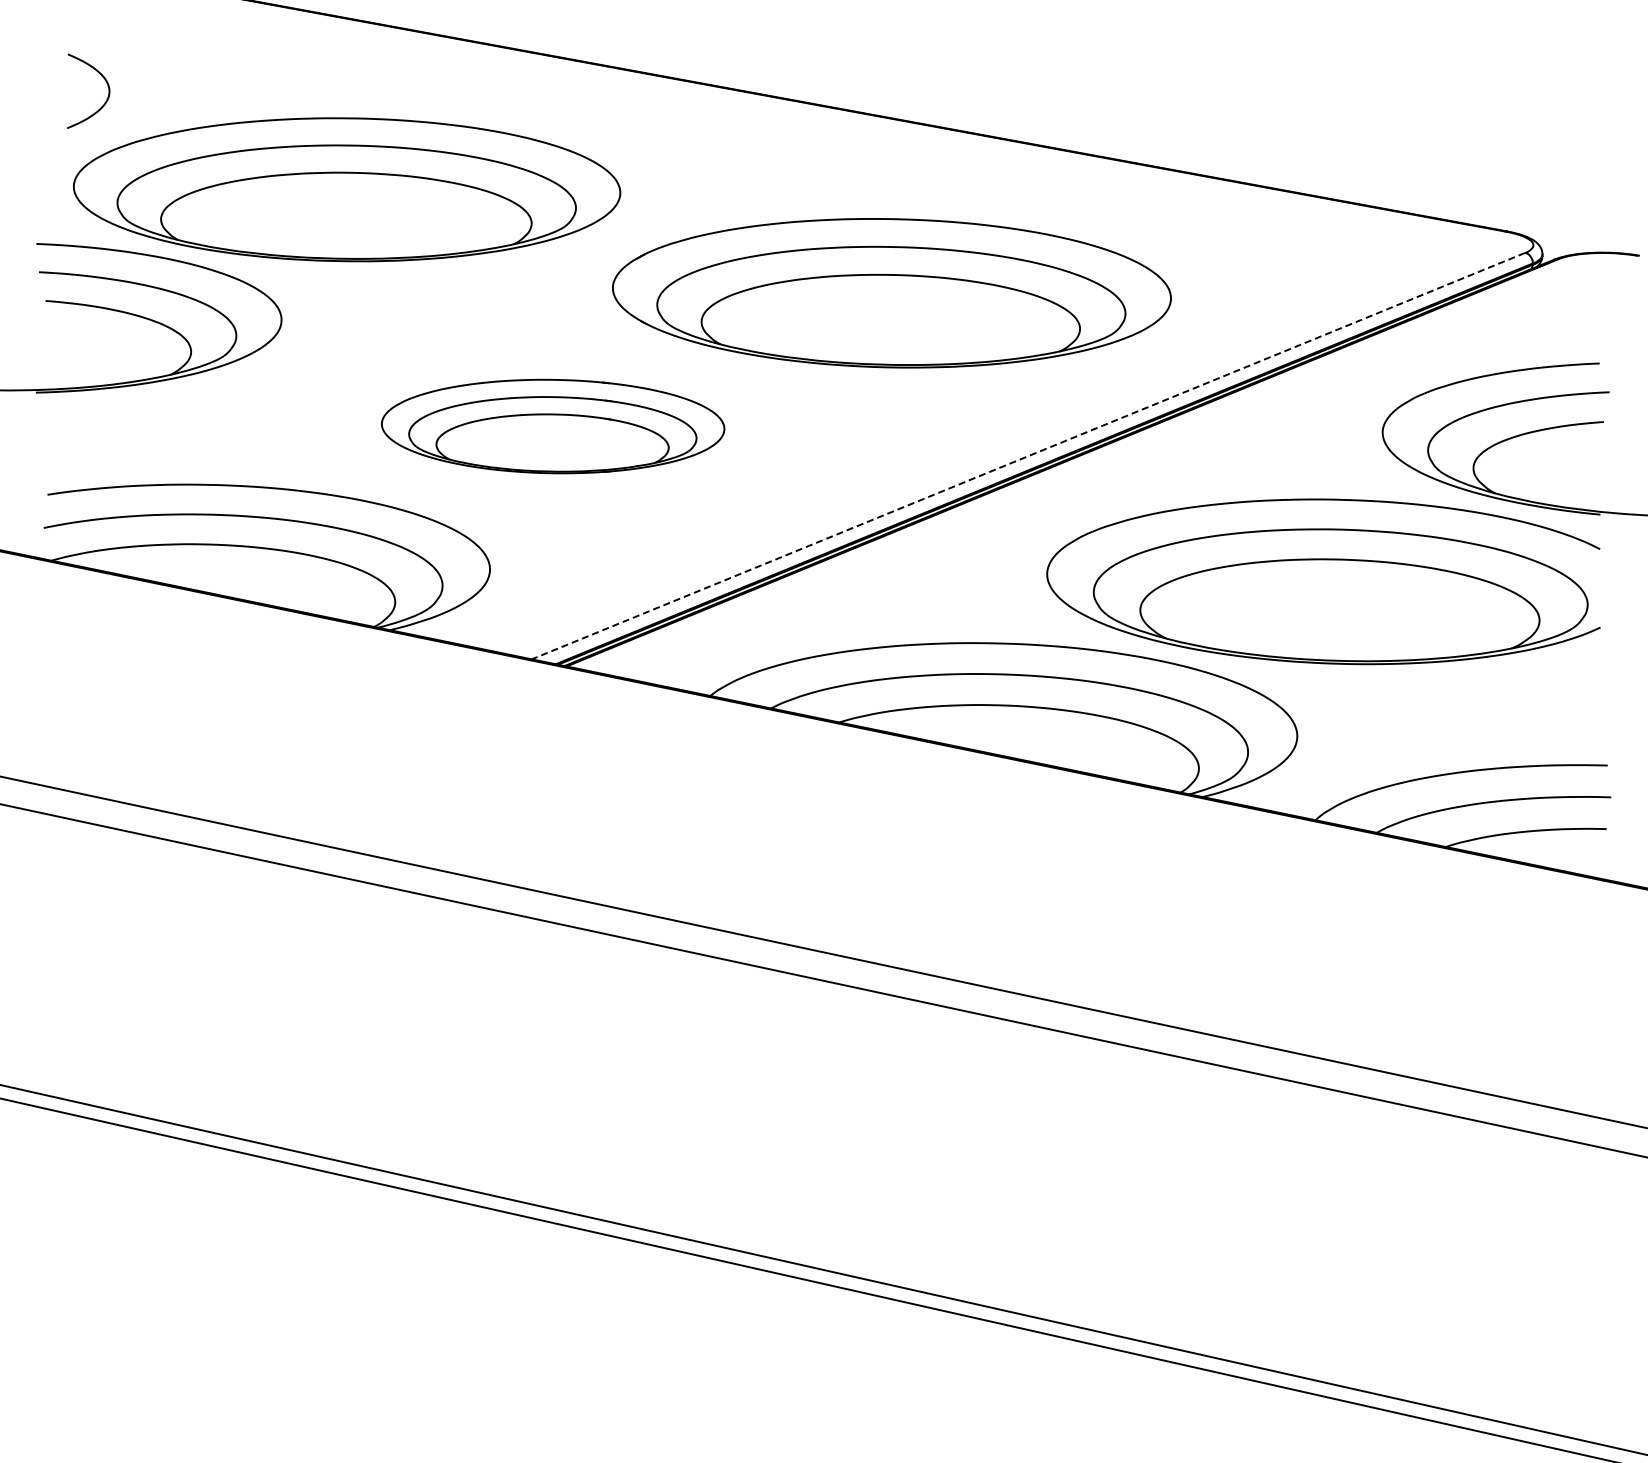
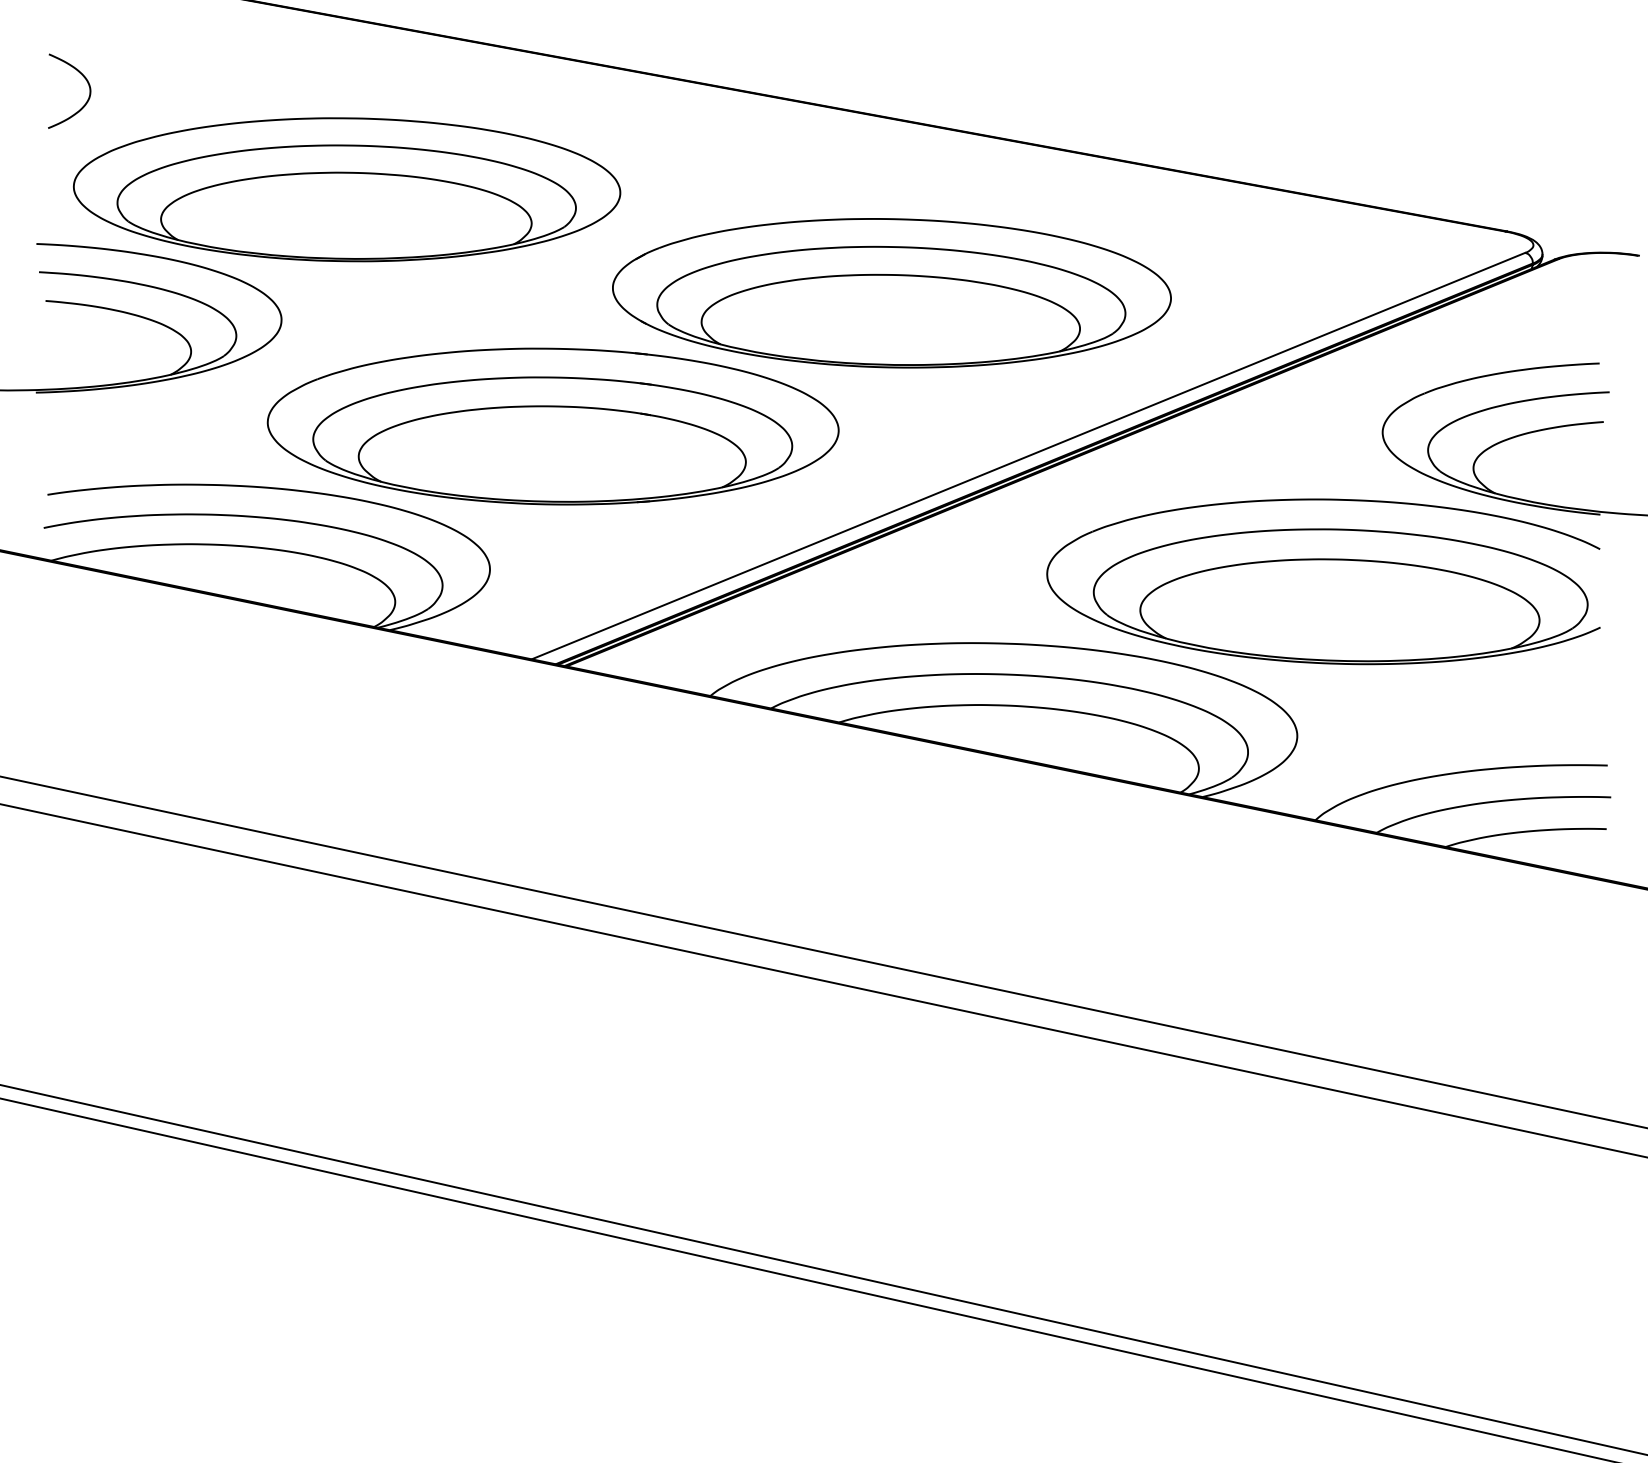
curve position: (101, 76) -> (82, 76) (82, 76)
part size: 345x97 px -> 574x159 px (552, 426)
line: dashed -> solid (1028, 456)
